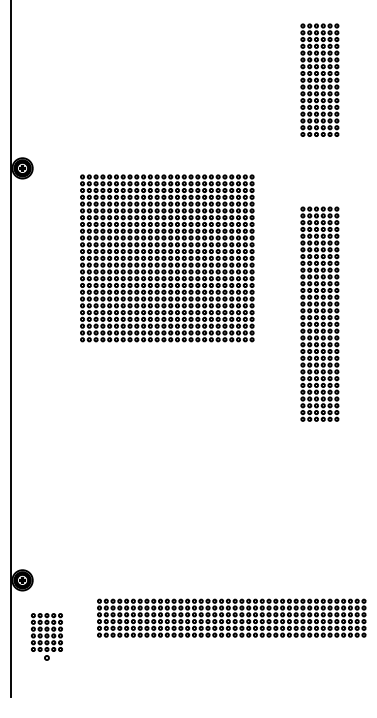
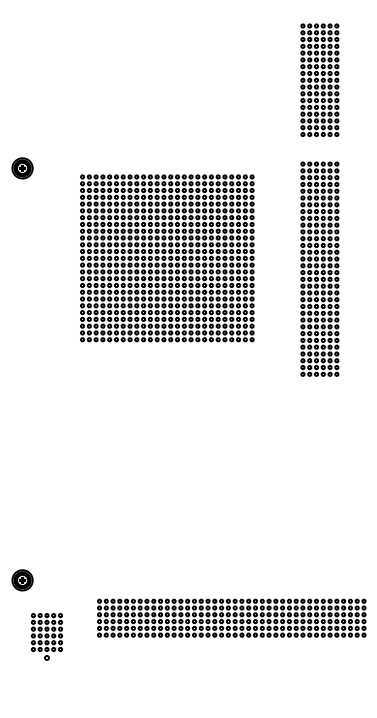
part position: (319, 313) -> (319, 268) (319, 268)
line: present -> none (11, 349)
